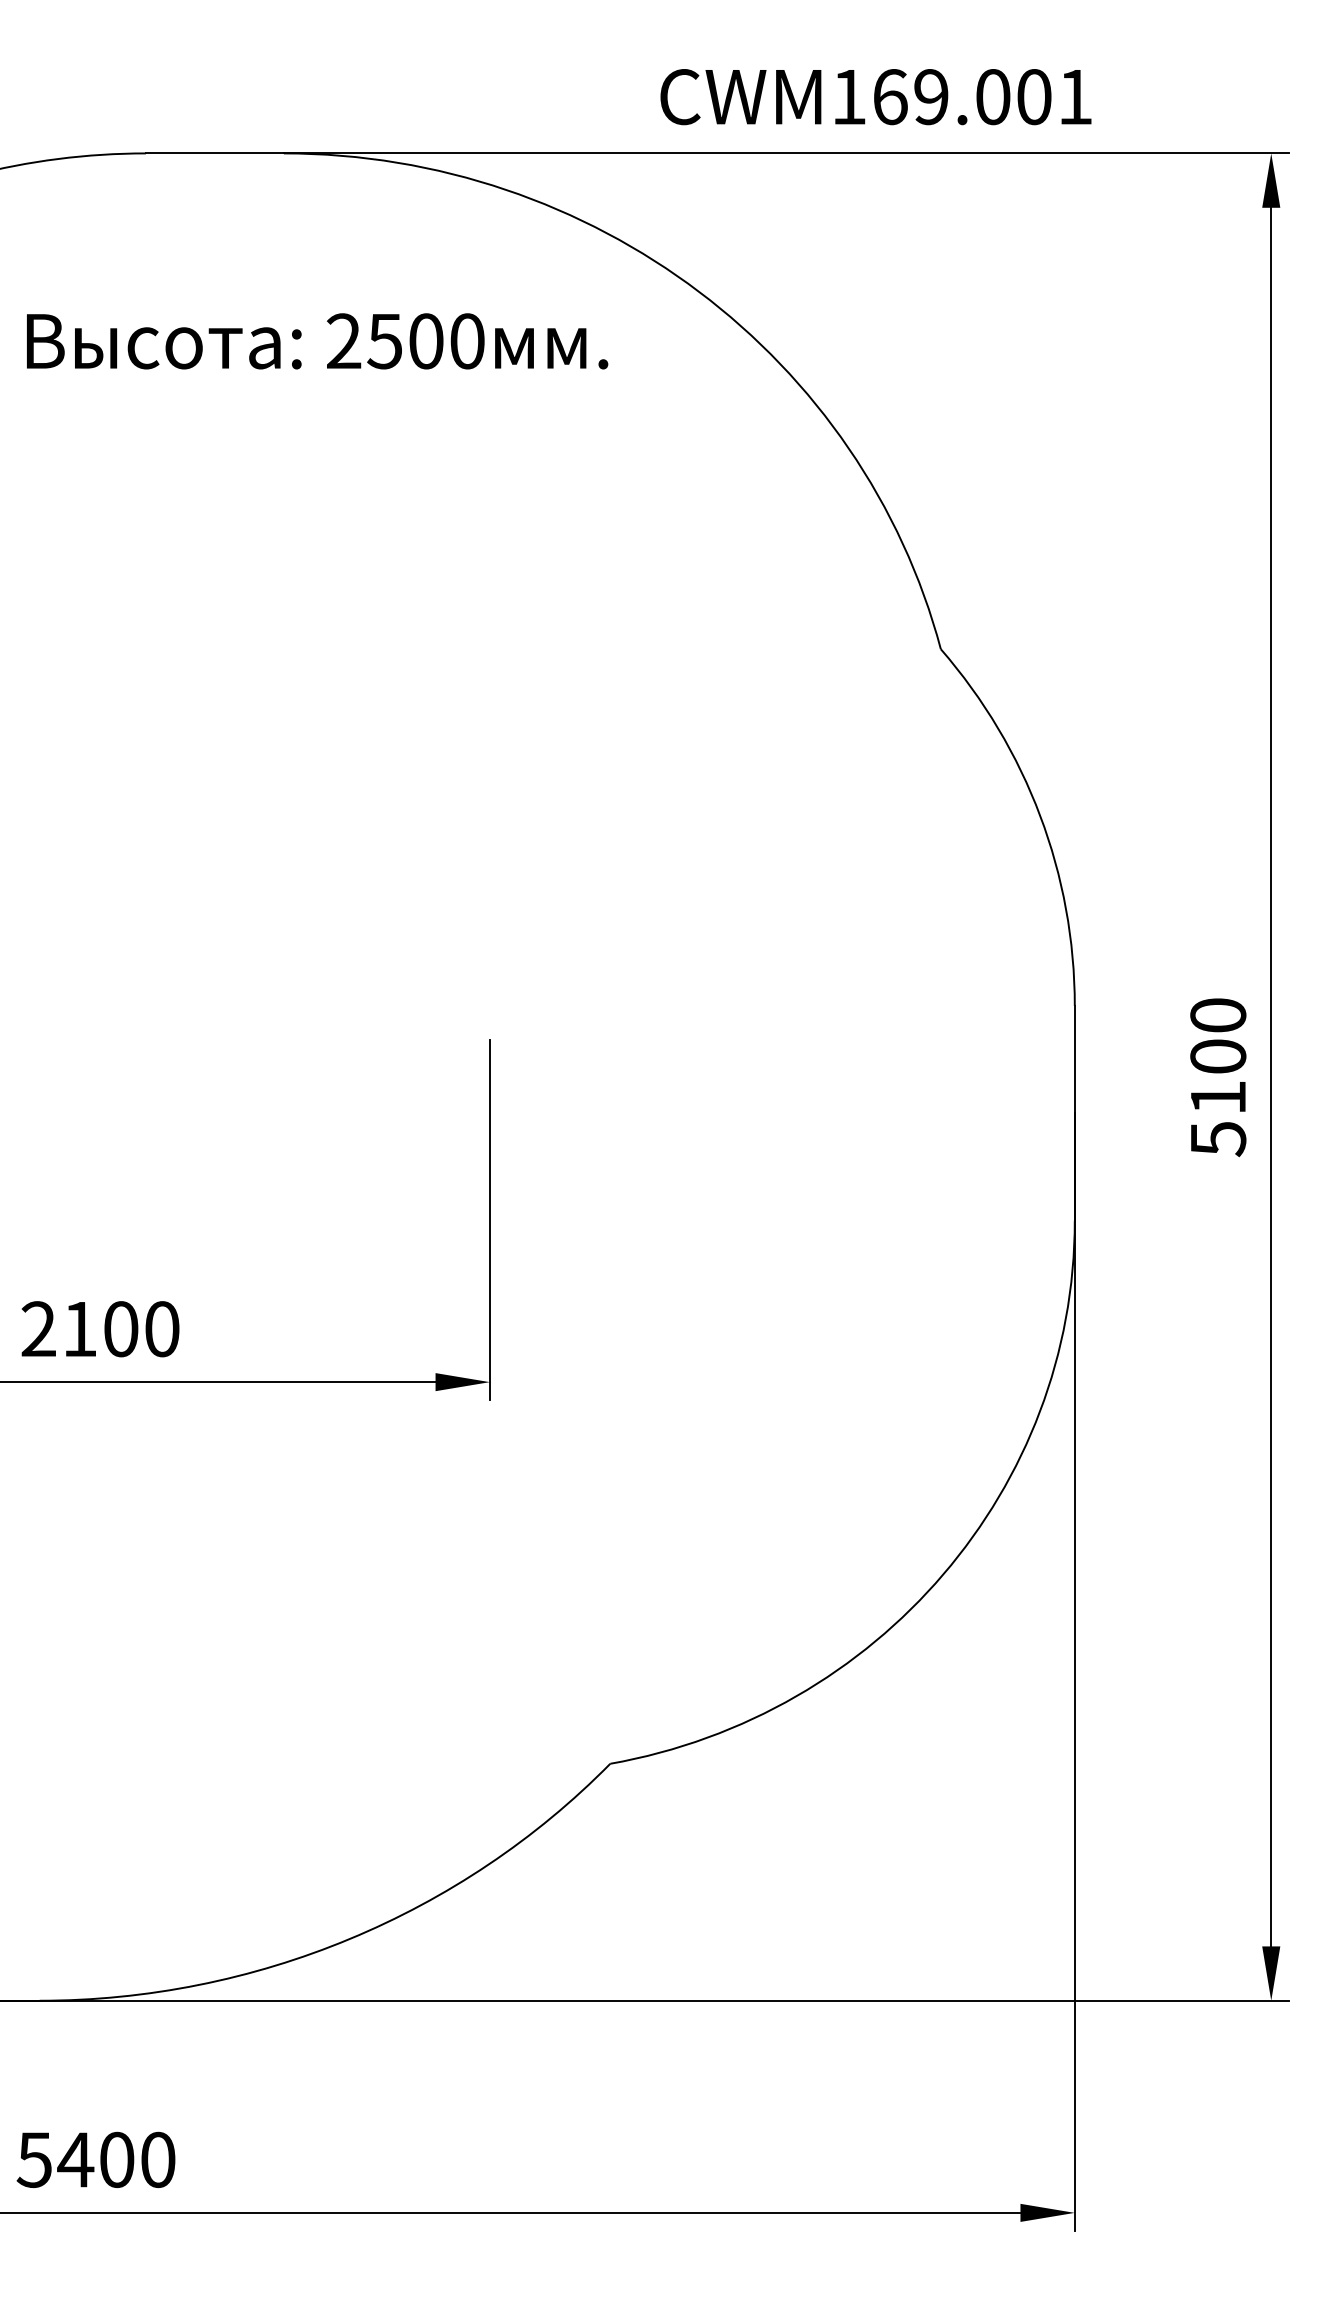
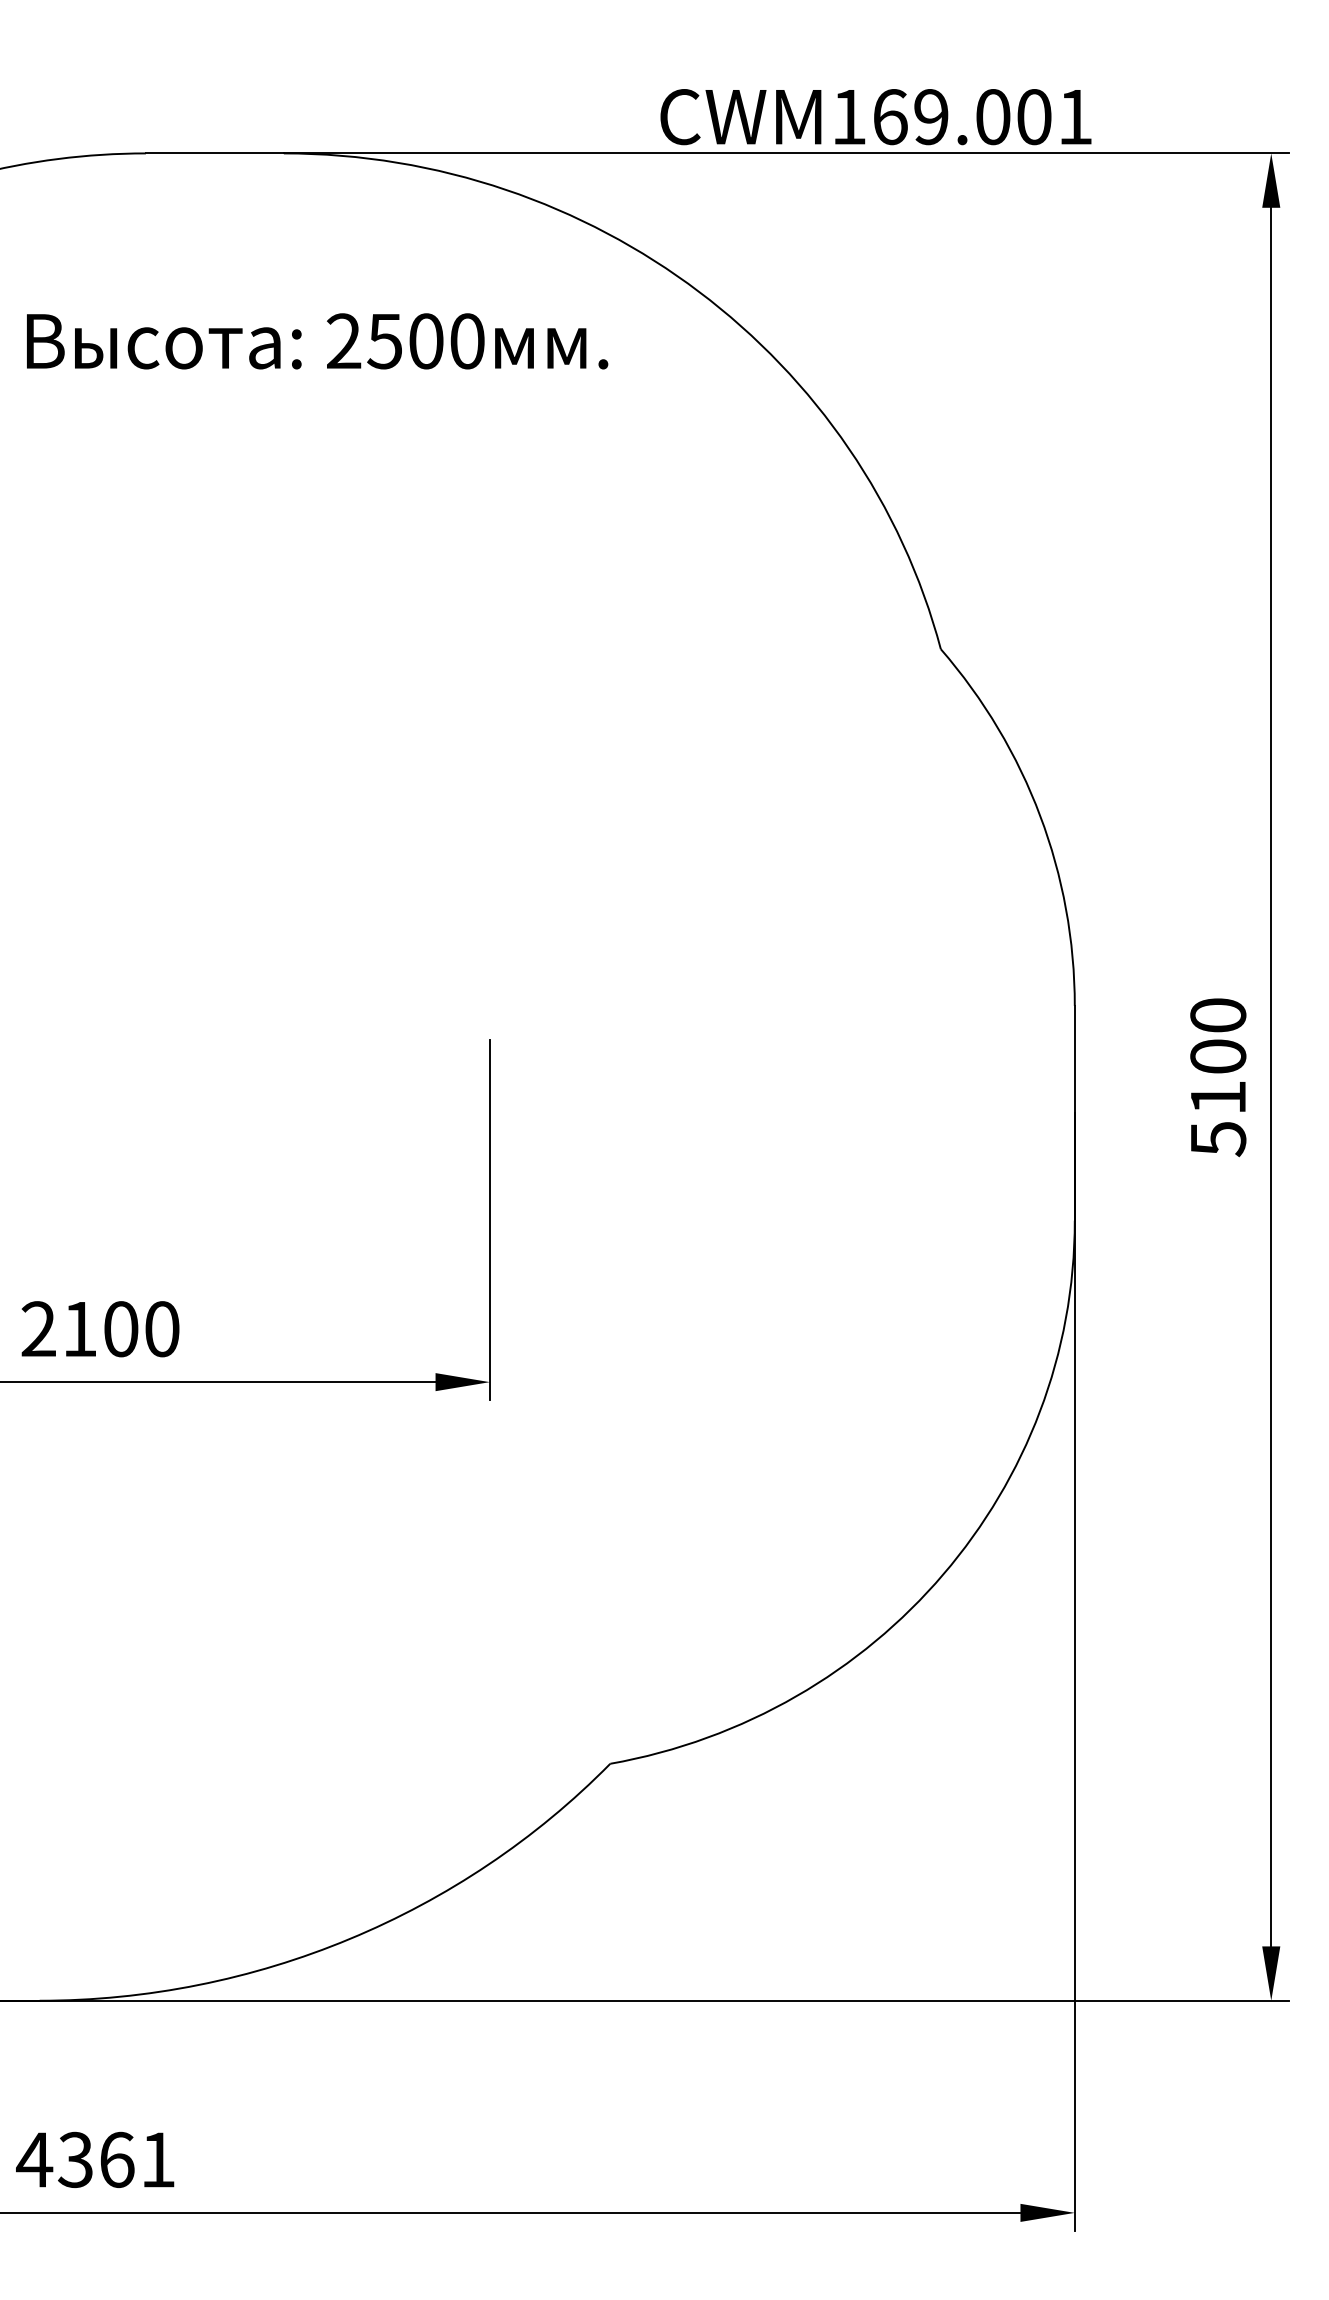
text position: (875, 97) -> (875, 117) (875, 117)
text: 5400 -> 4361 (95, 2159)
